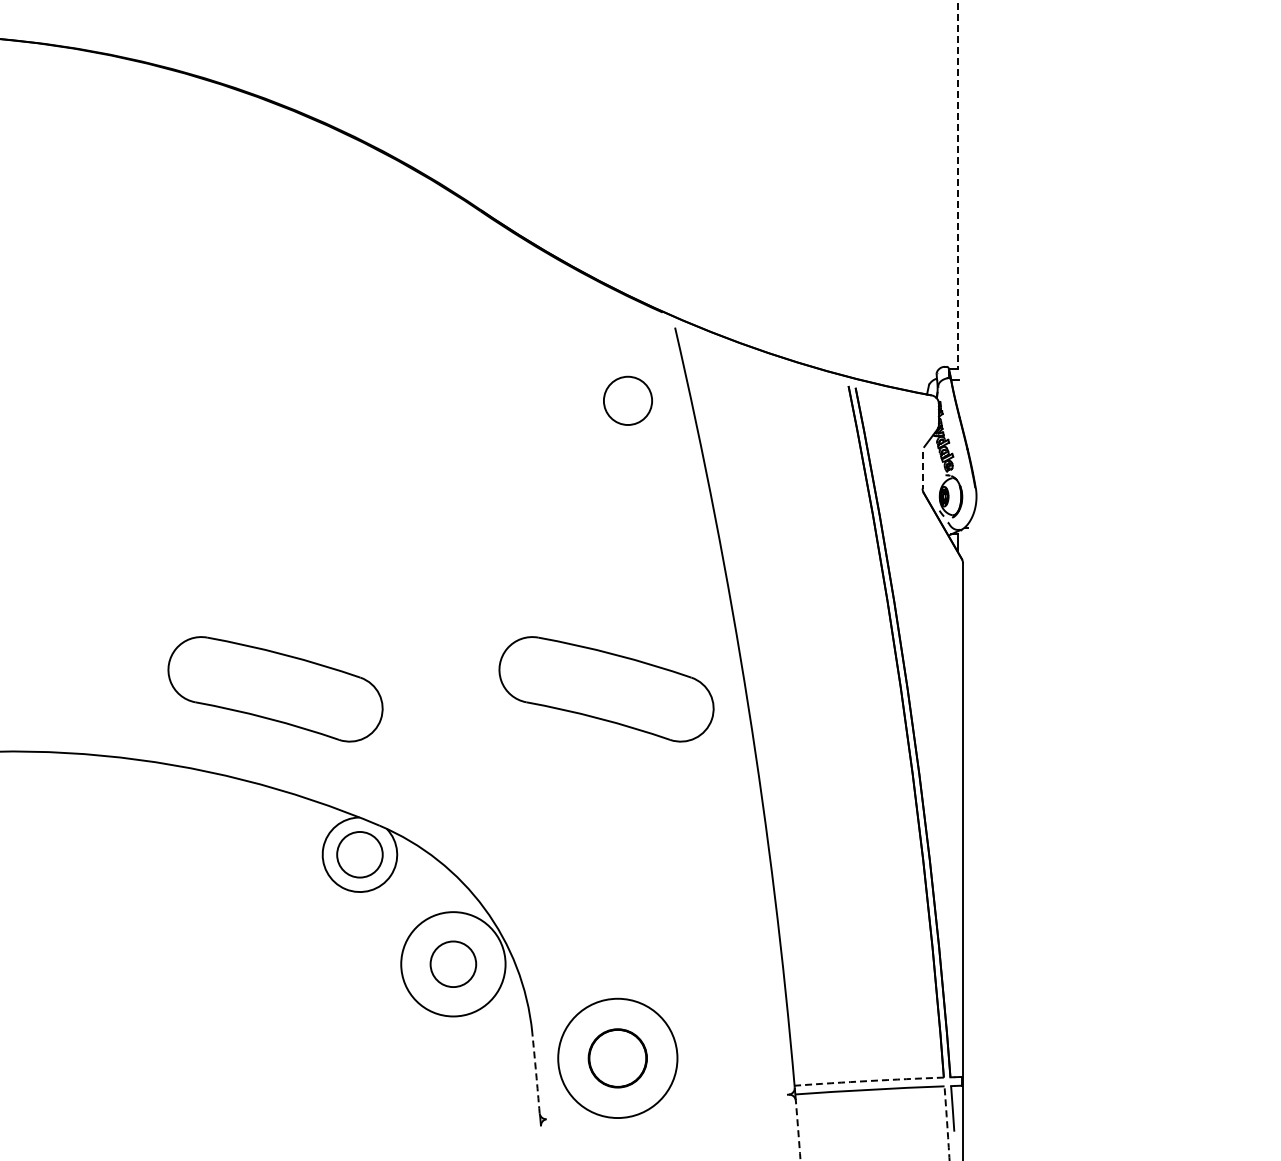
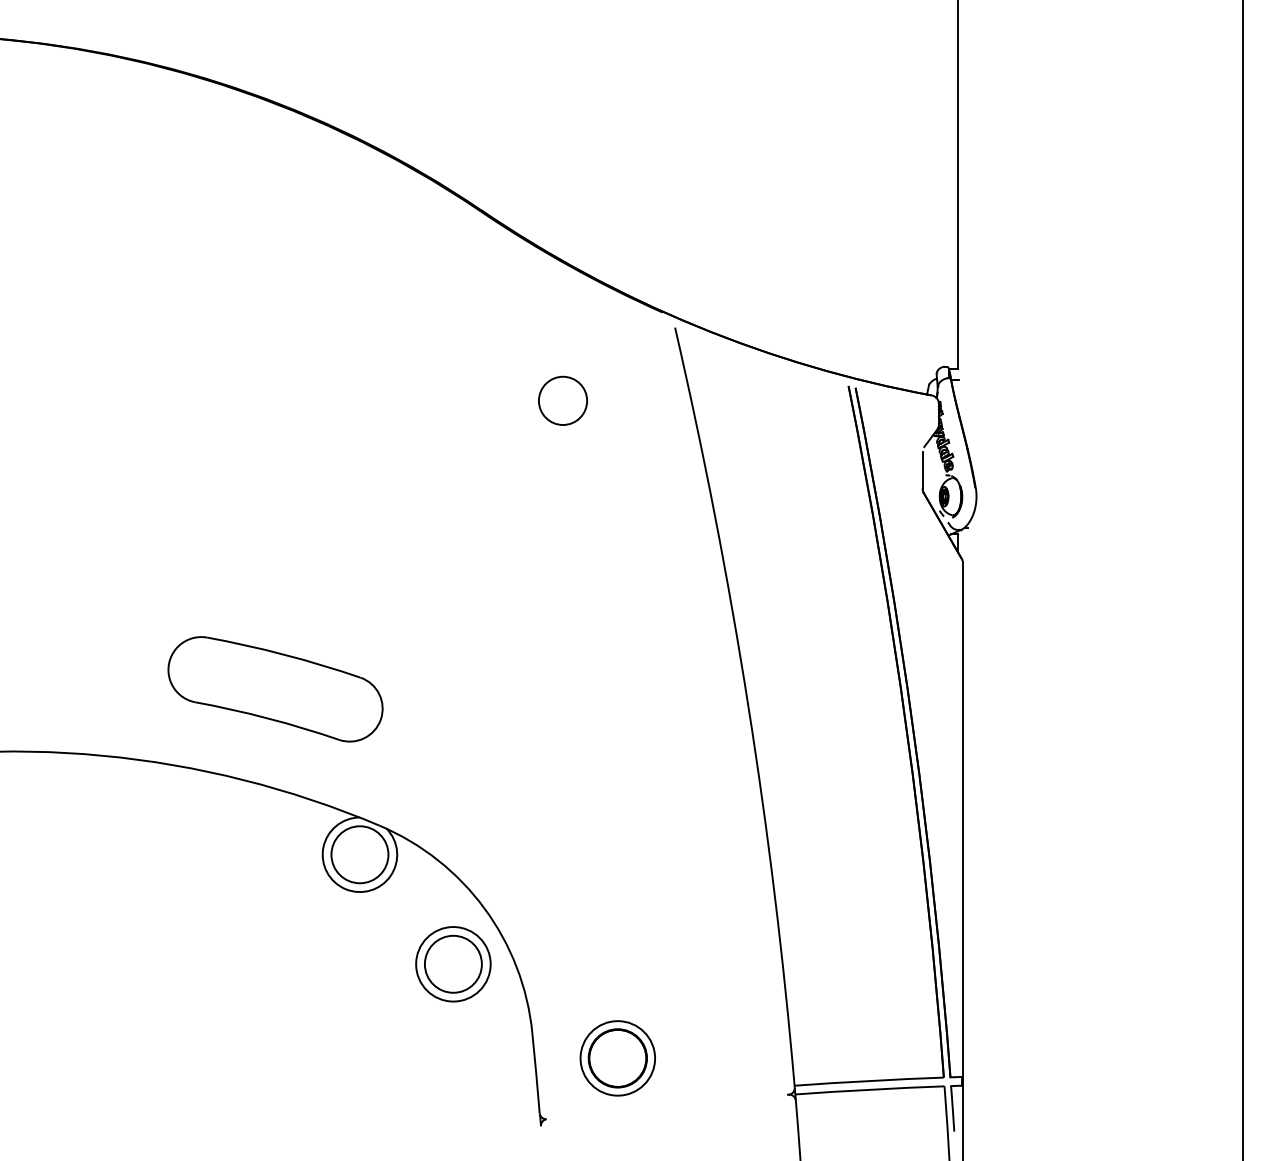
line: dashed -> solid (957, 185)
circle position: (627, 400) -> (562, 400) (562, 400)
line: dashed -> solid (922, 470)
line: none -> present (1242, 579)
part: present -> none (606, 689)
circle diameter: 46 px -> 57 px (359, 854)
circle diameter: 104 px -> 75 px (453, 964)
circle diameter: 46 px -> 57 px (452, 963)
circle diameter: 119 px -> 75 px (617, 1058)
arc: dashed -> solid (536, 1073)
arc: dashed -> solid (869, 1081)
arc: dashed -> solid (947, 1124)
arc: dashed -> solid (798, 1130)
